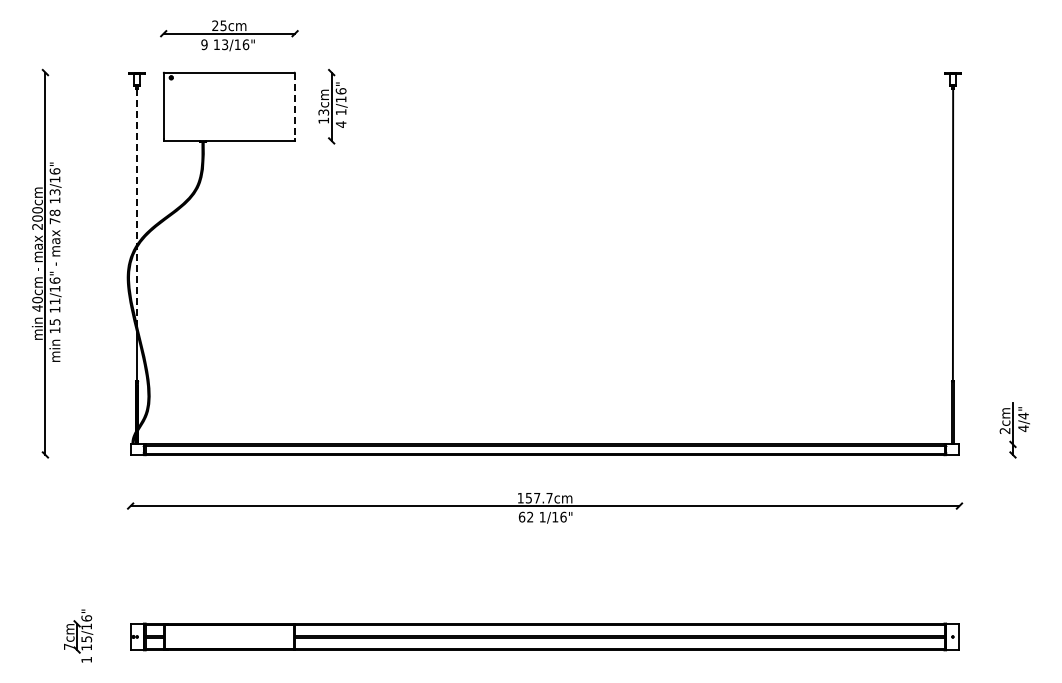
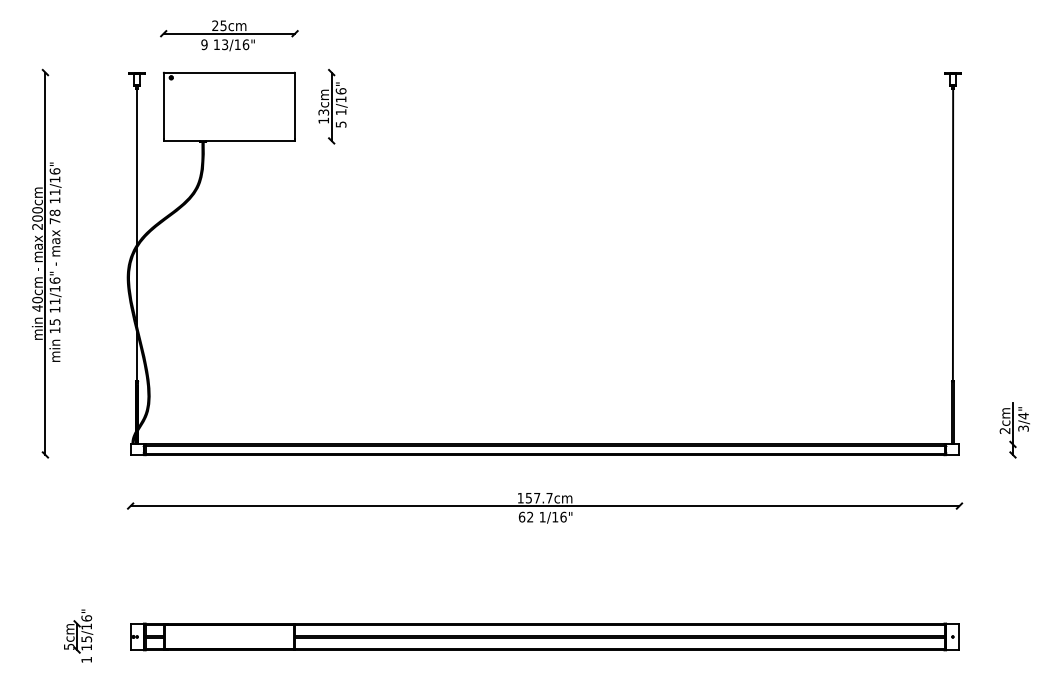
line: dashed -> solid (295, 106)
text: 4 -> 5 (340, 124)
text: 13/16" -> 11/16" (54, 192)
line: dashed -> solid (137, 207)
text: 4/4" -> 3/4" (1023, 428)
text: 7cm -> 5cm (69, 646)
